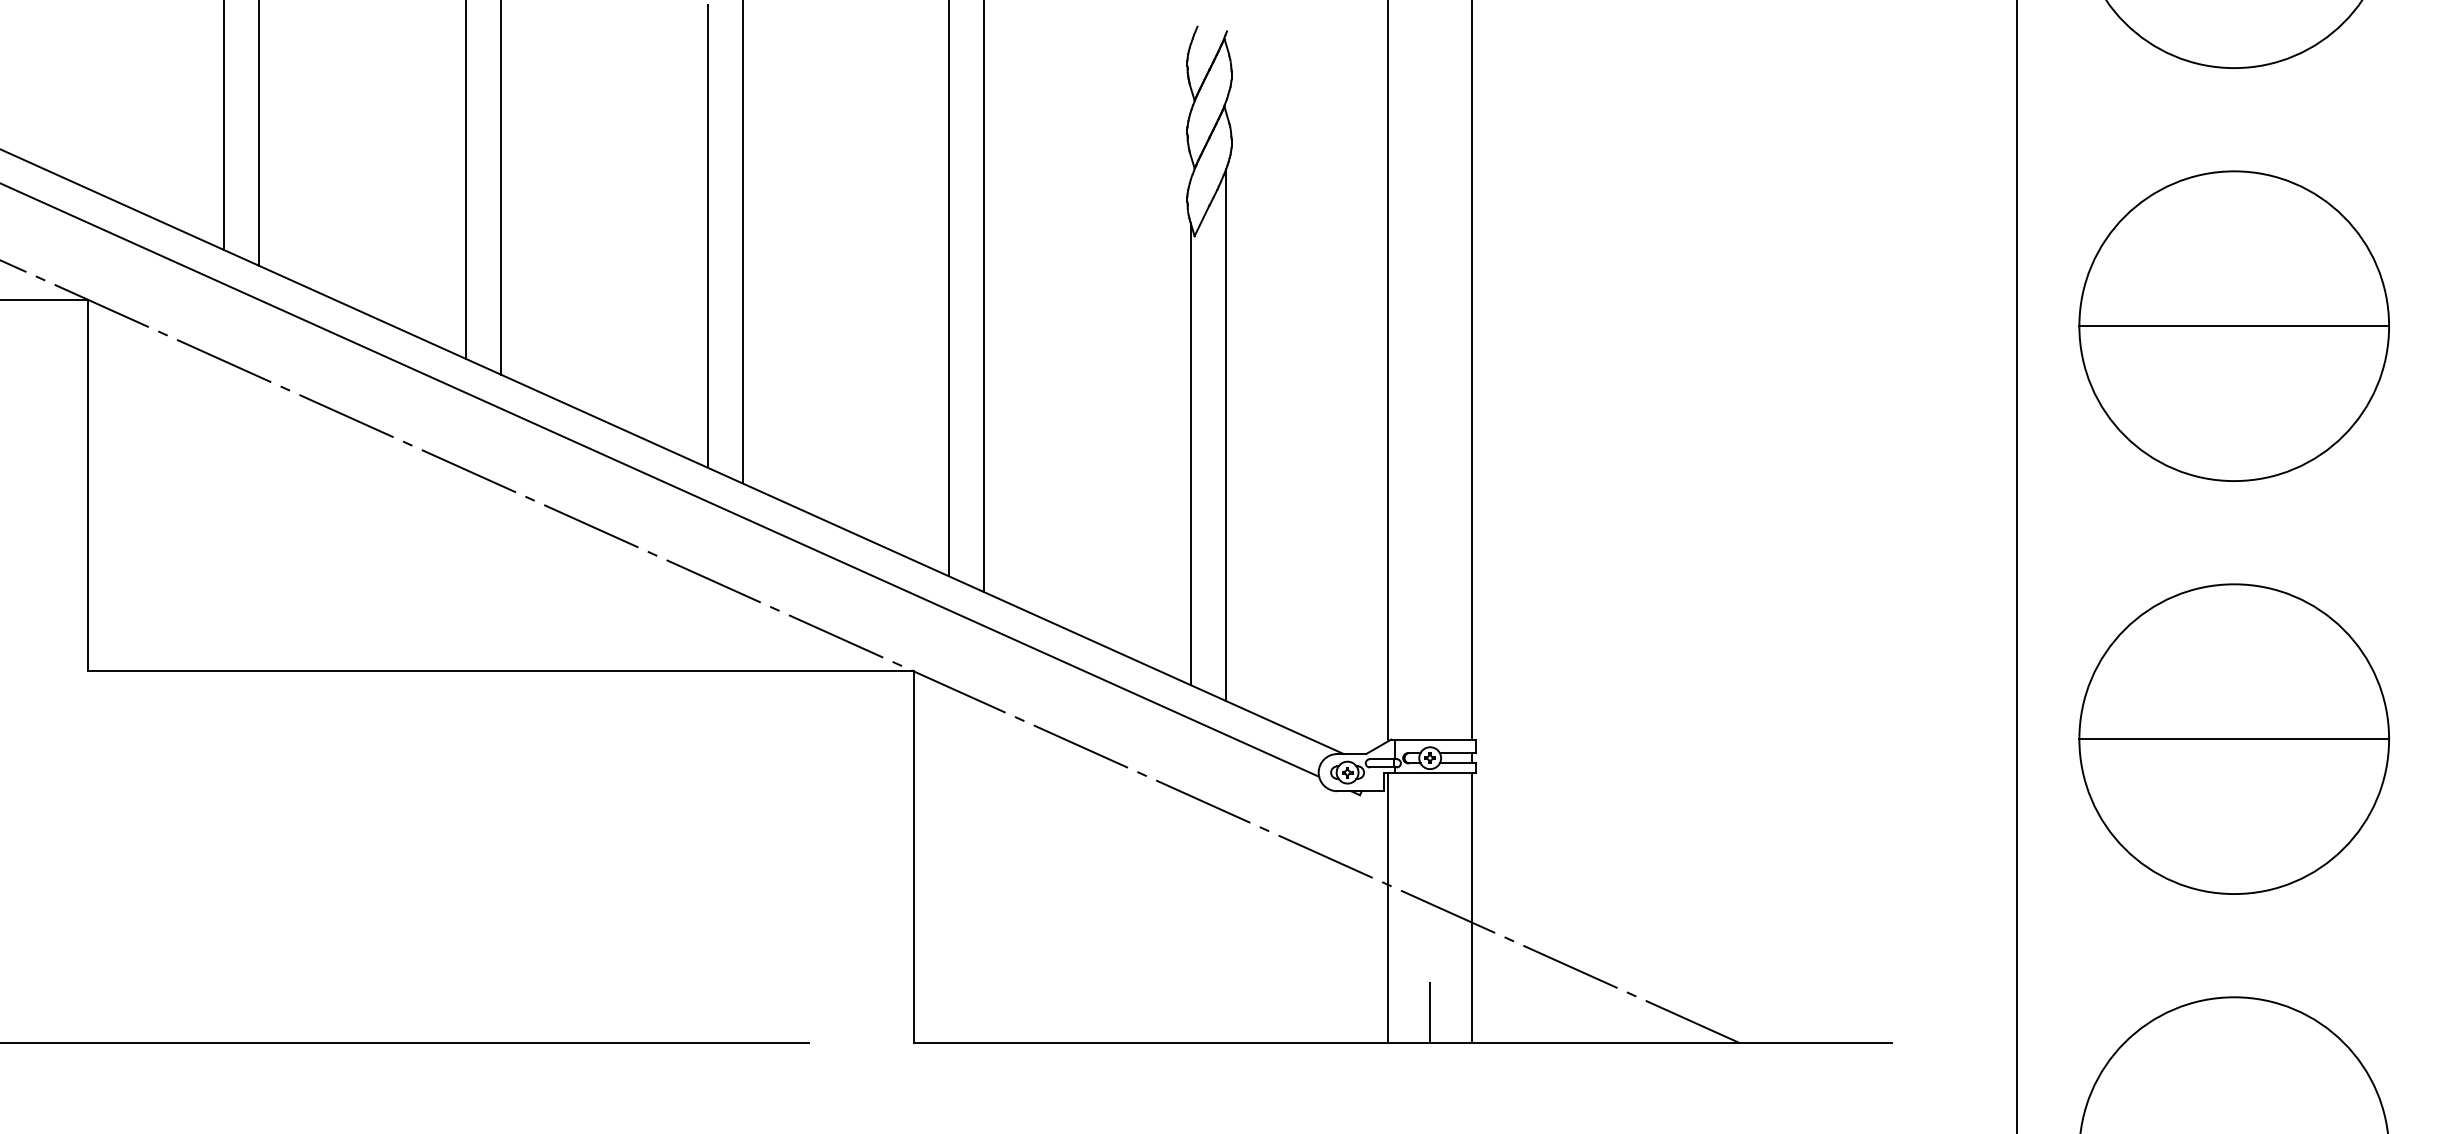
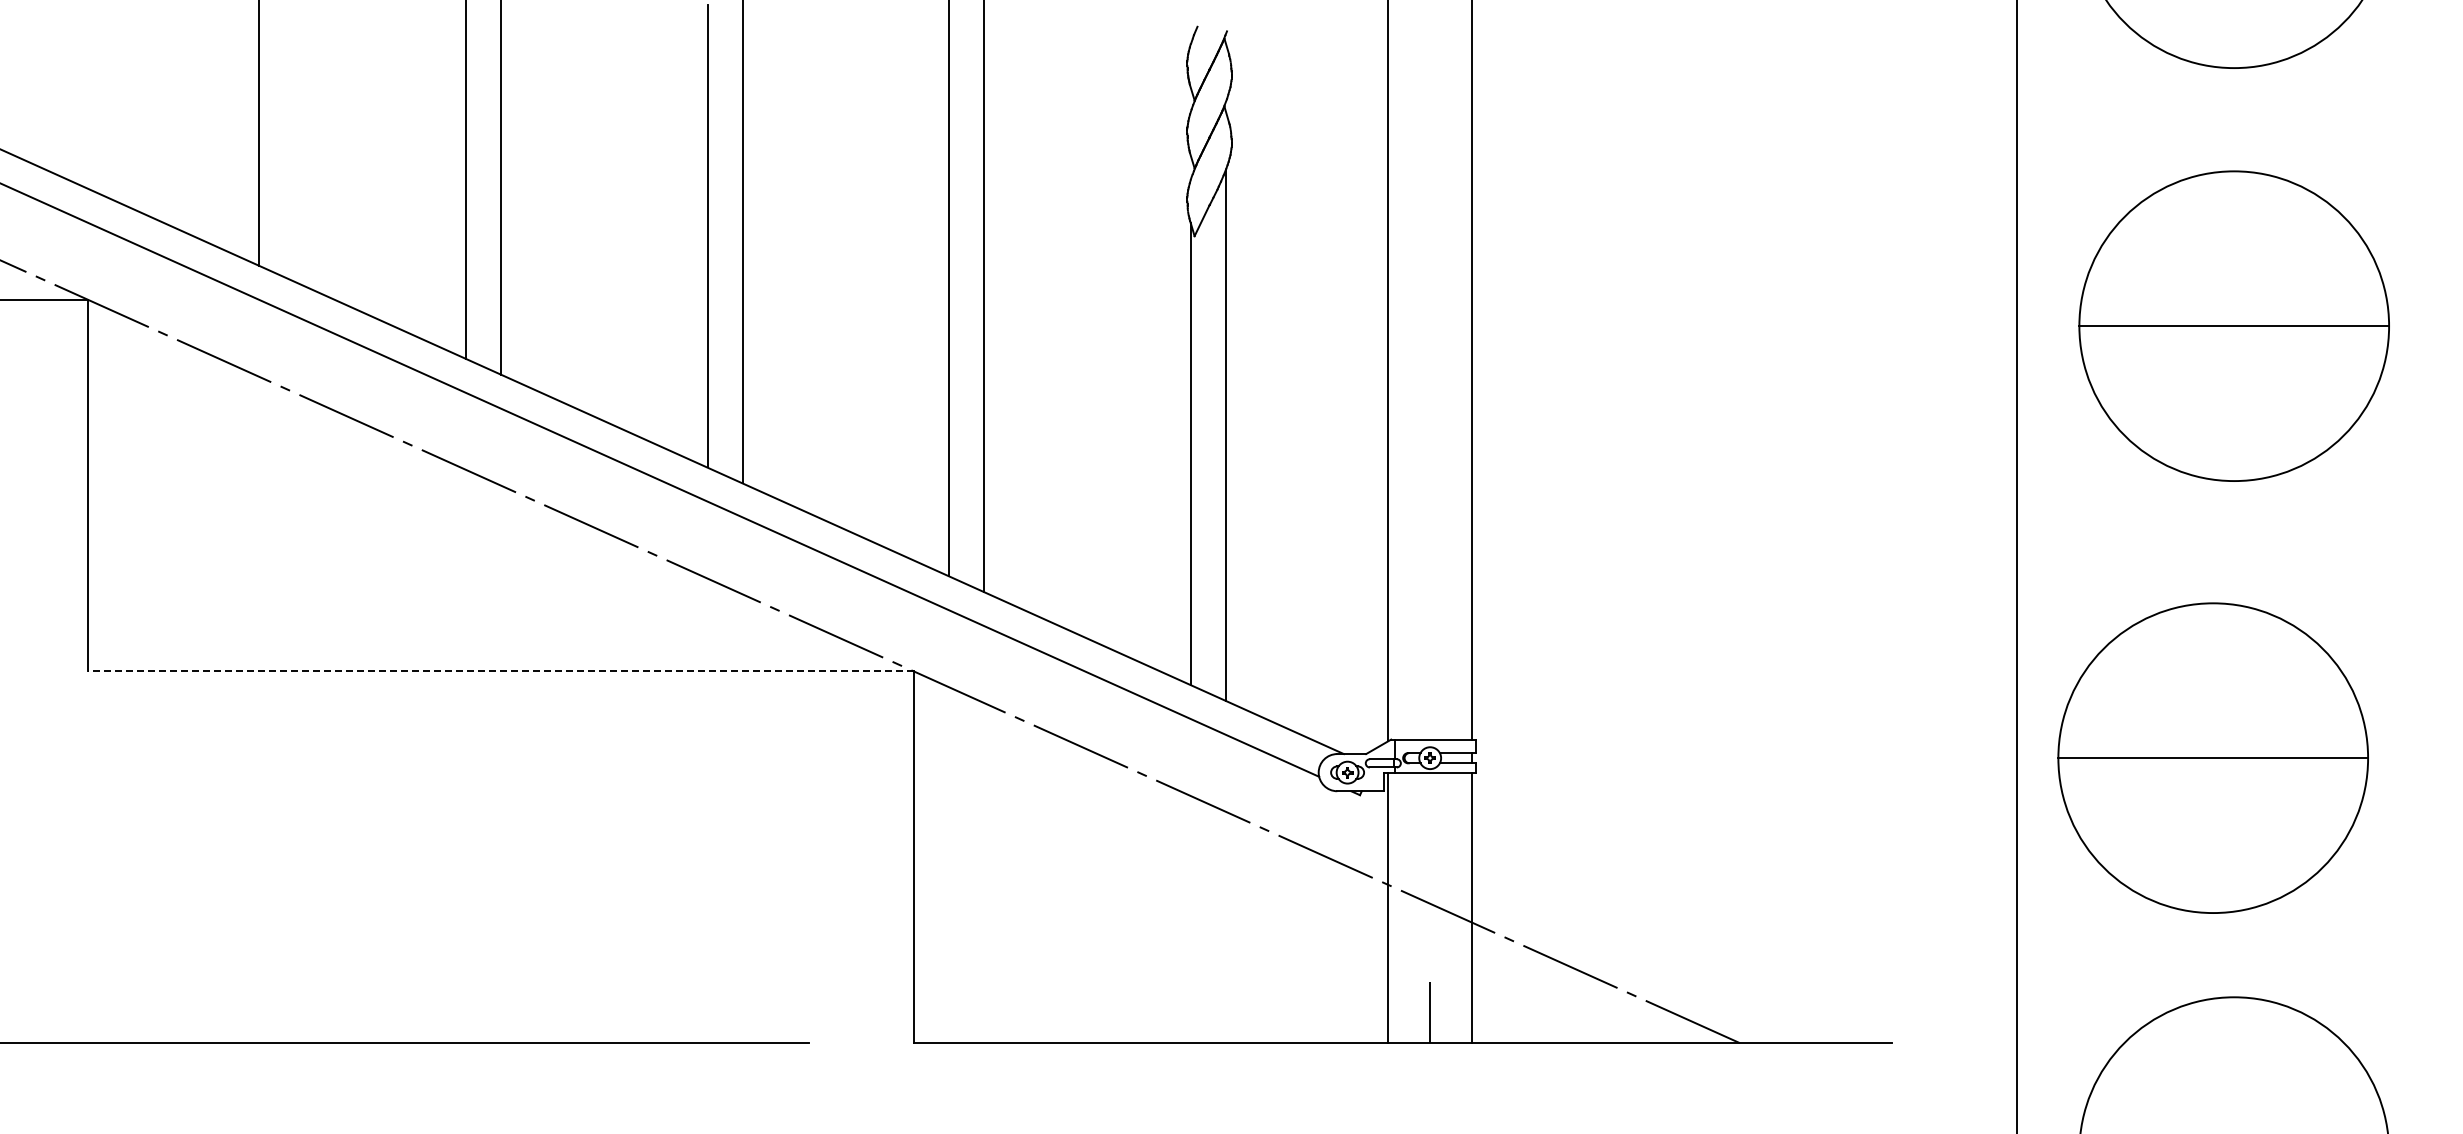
line: present -> none (224, 126)
line: solid -> dashed (501, 671)
part position: (2233, 738) -> (2212, 757) (2212, 757)
